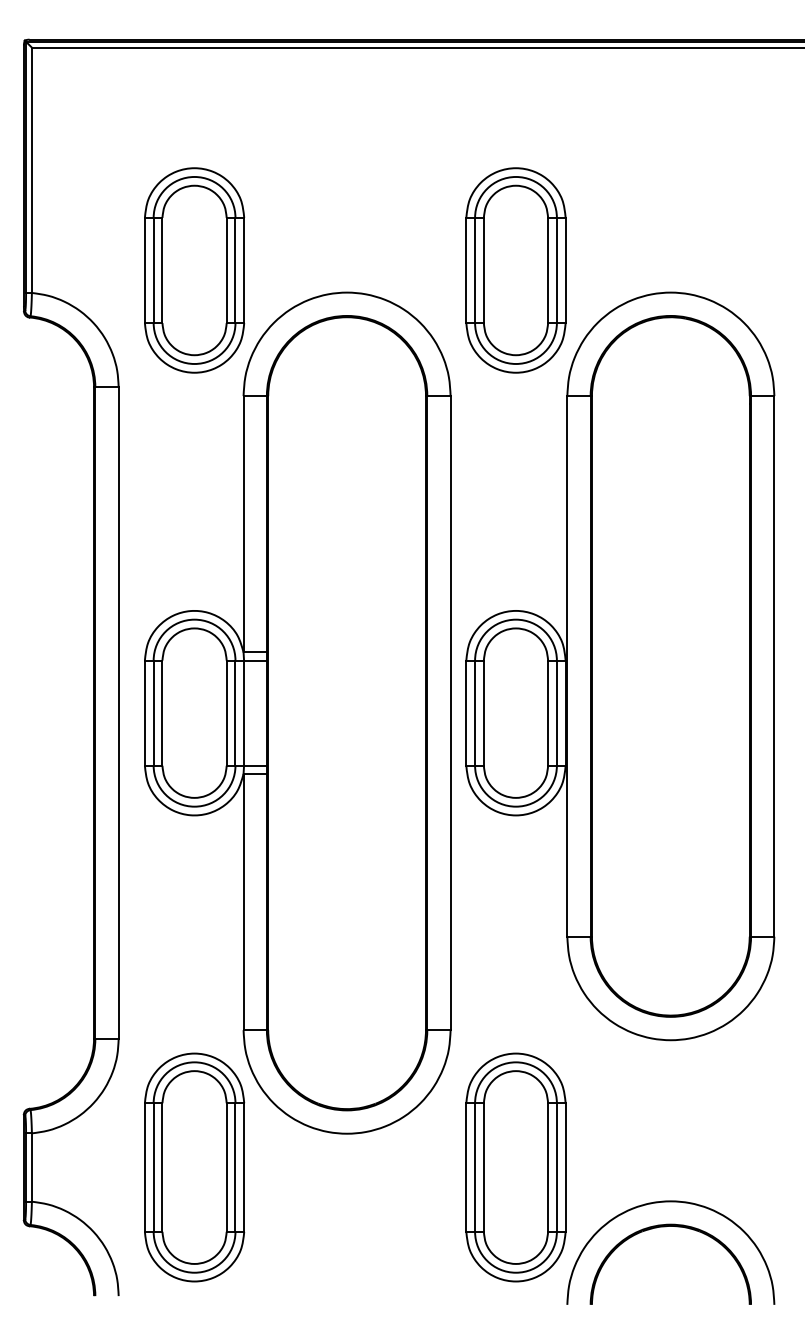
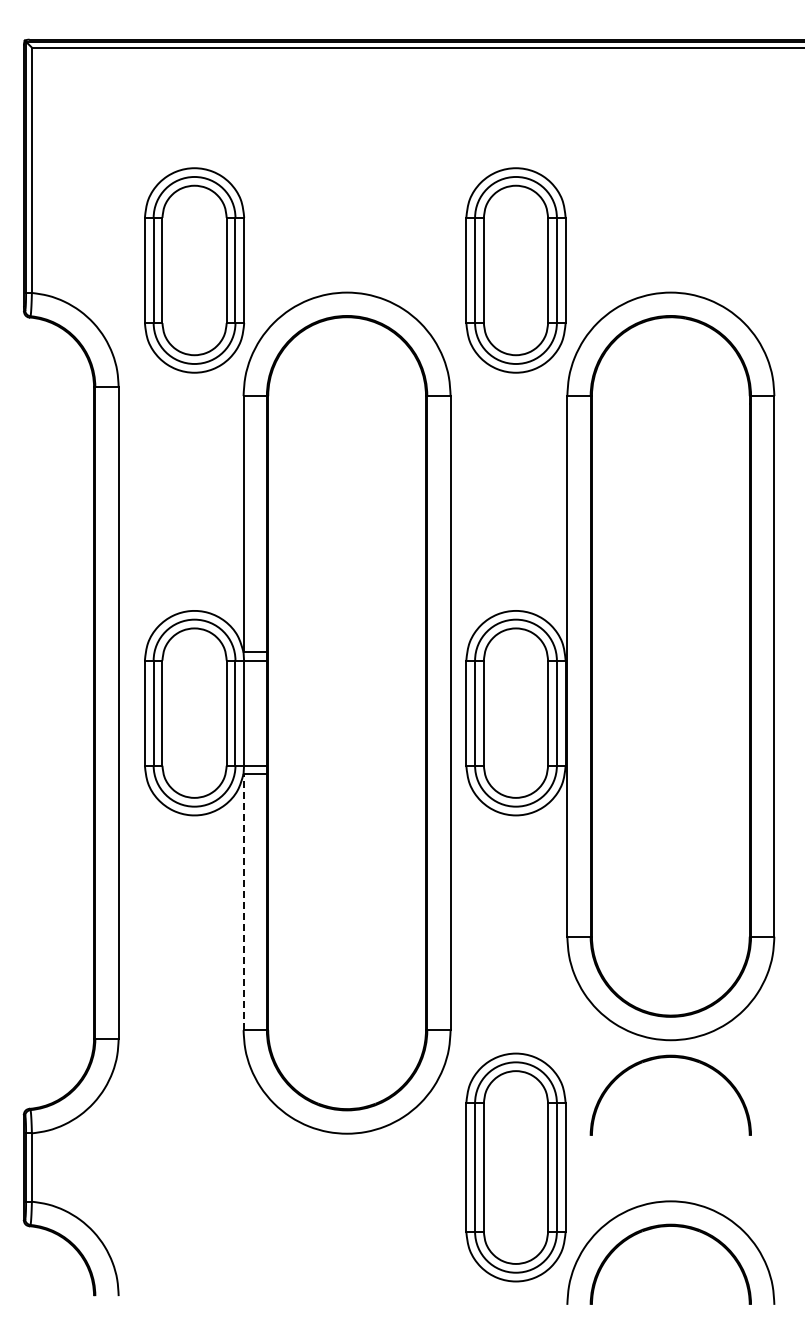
line: solid -> dashed (243, 901)
part: none -> present (665, 1058)
part: present -> none (194, 1167)
